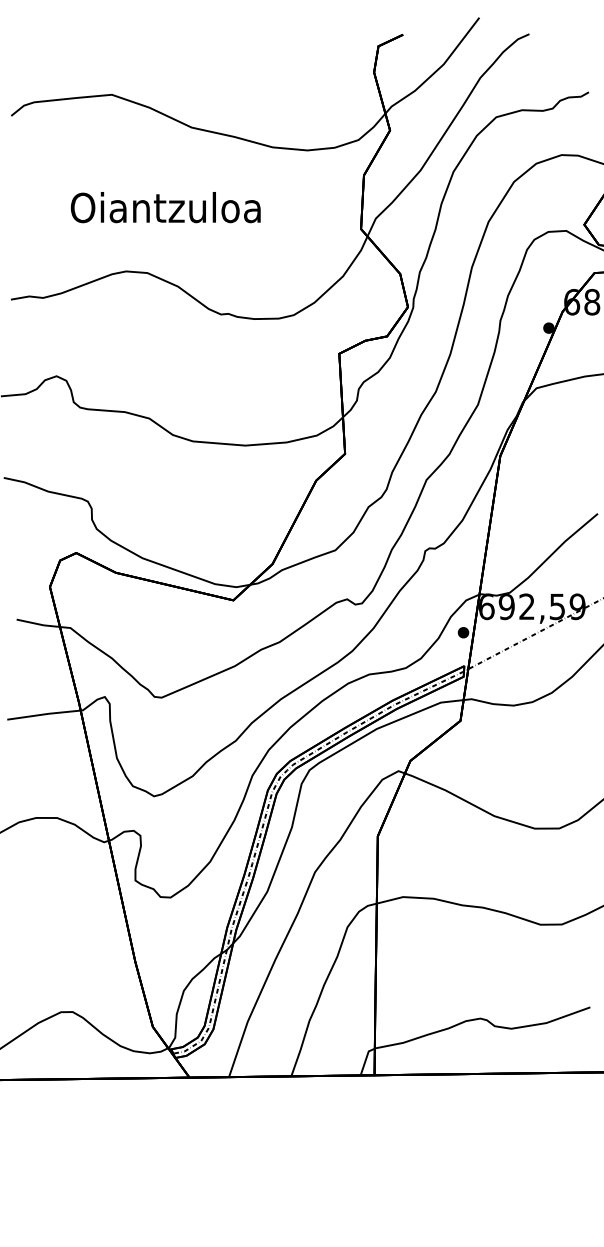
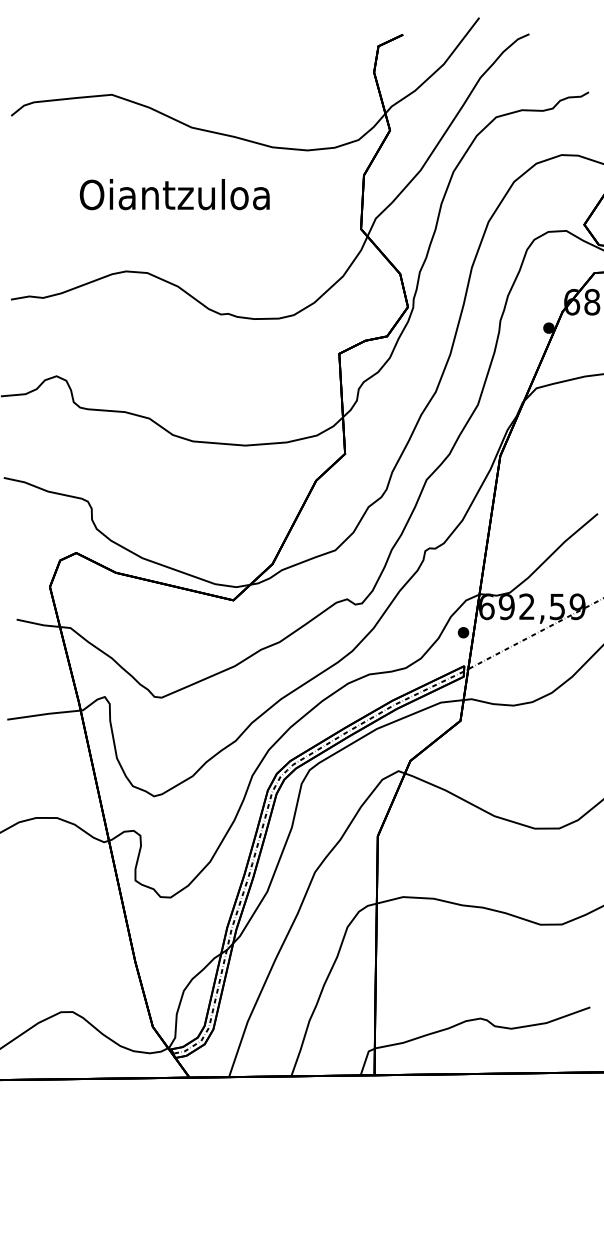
text position: (165, 207) -> (174, 194) (174, 194)
